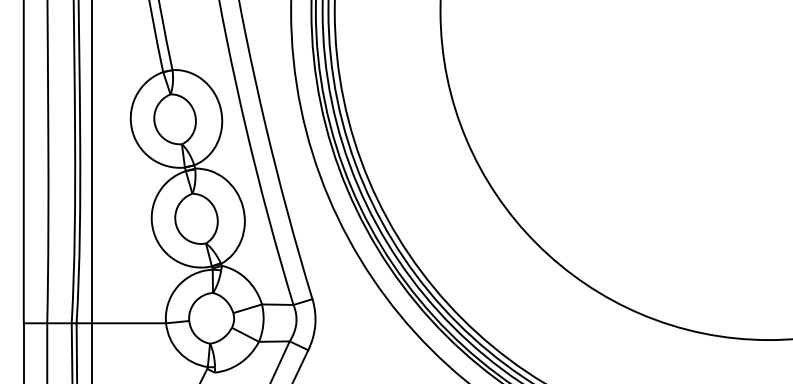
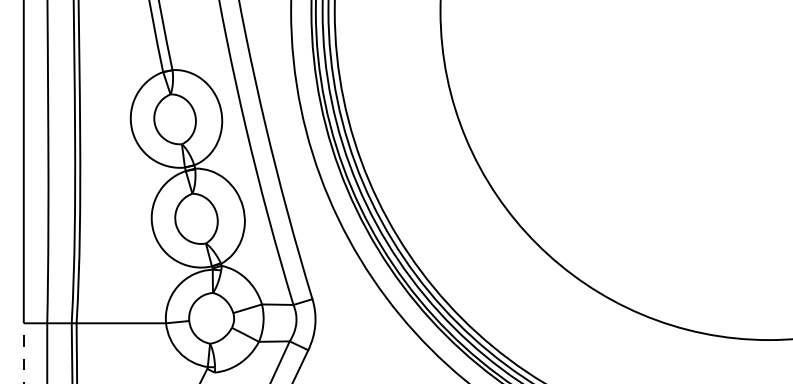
line: present -> none (92, 191)
line: solid -> dashed (23, 353)
